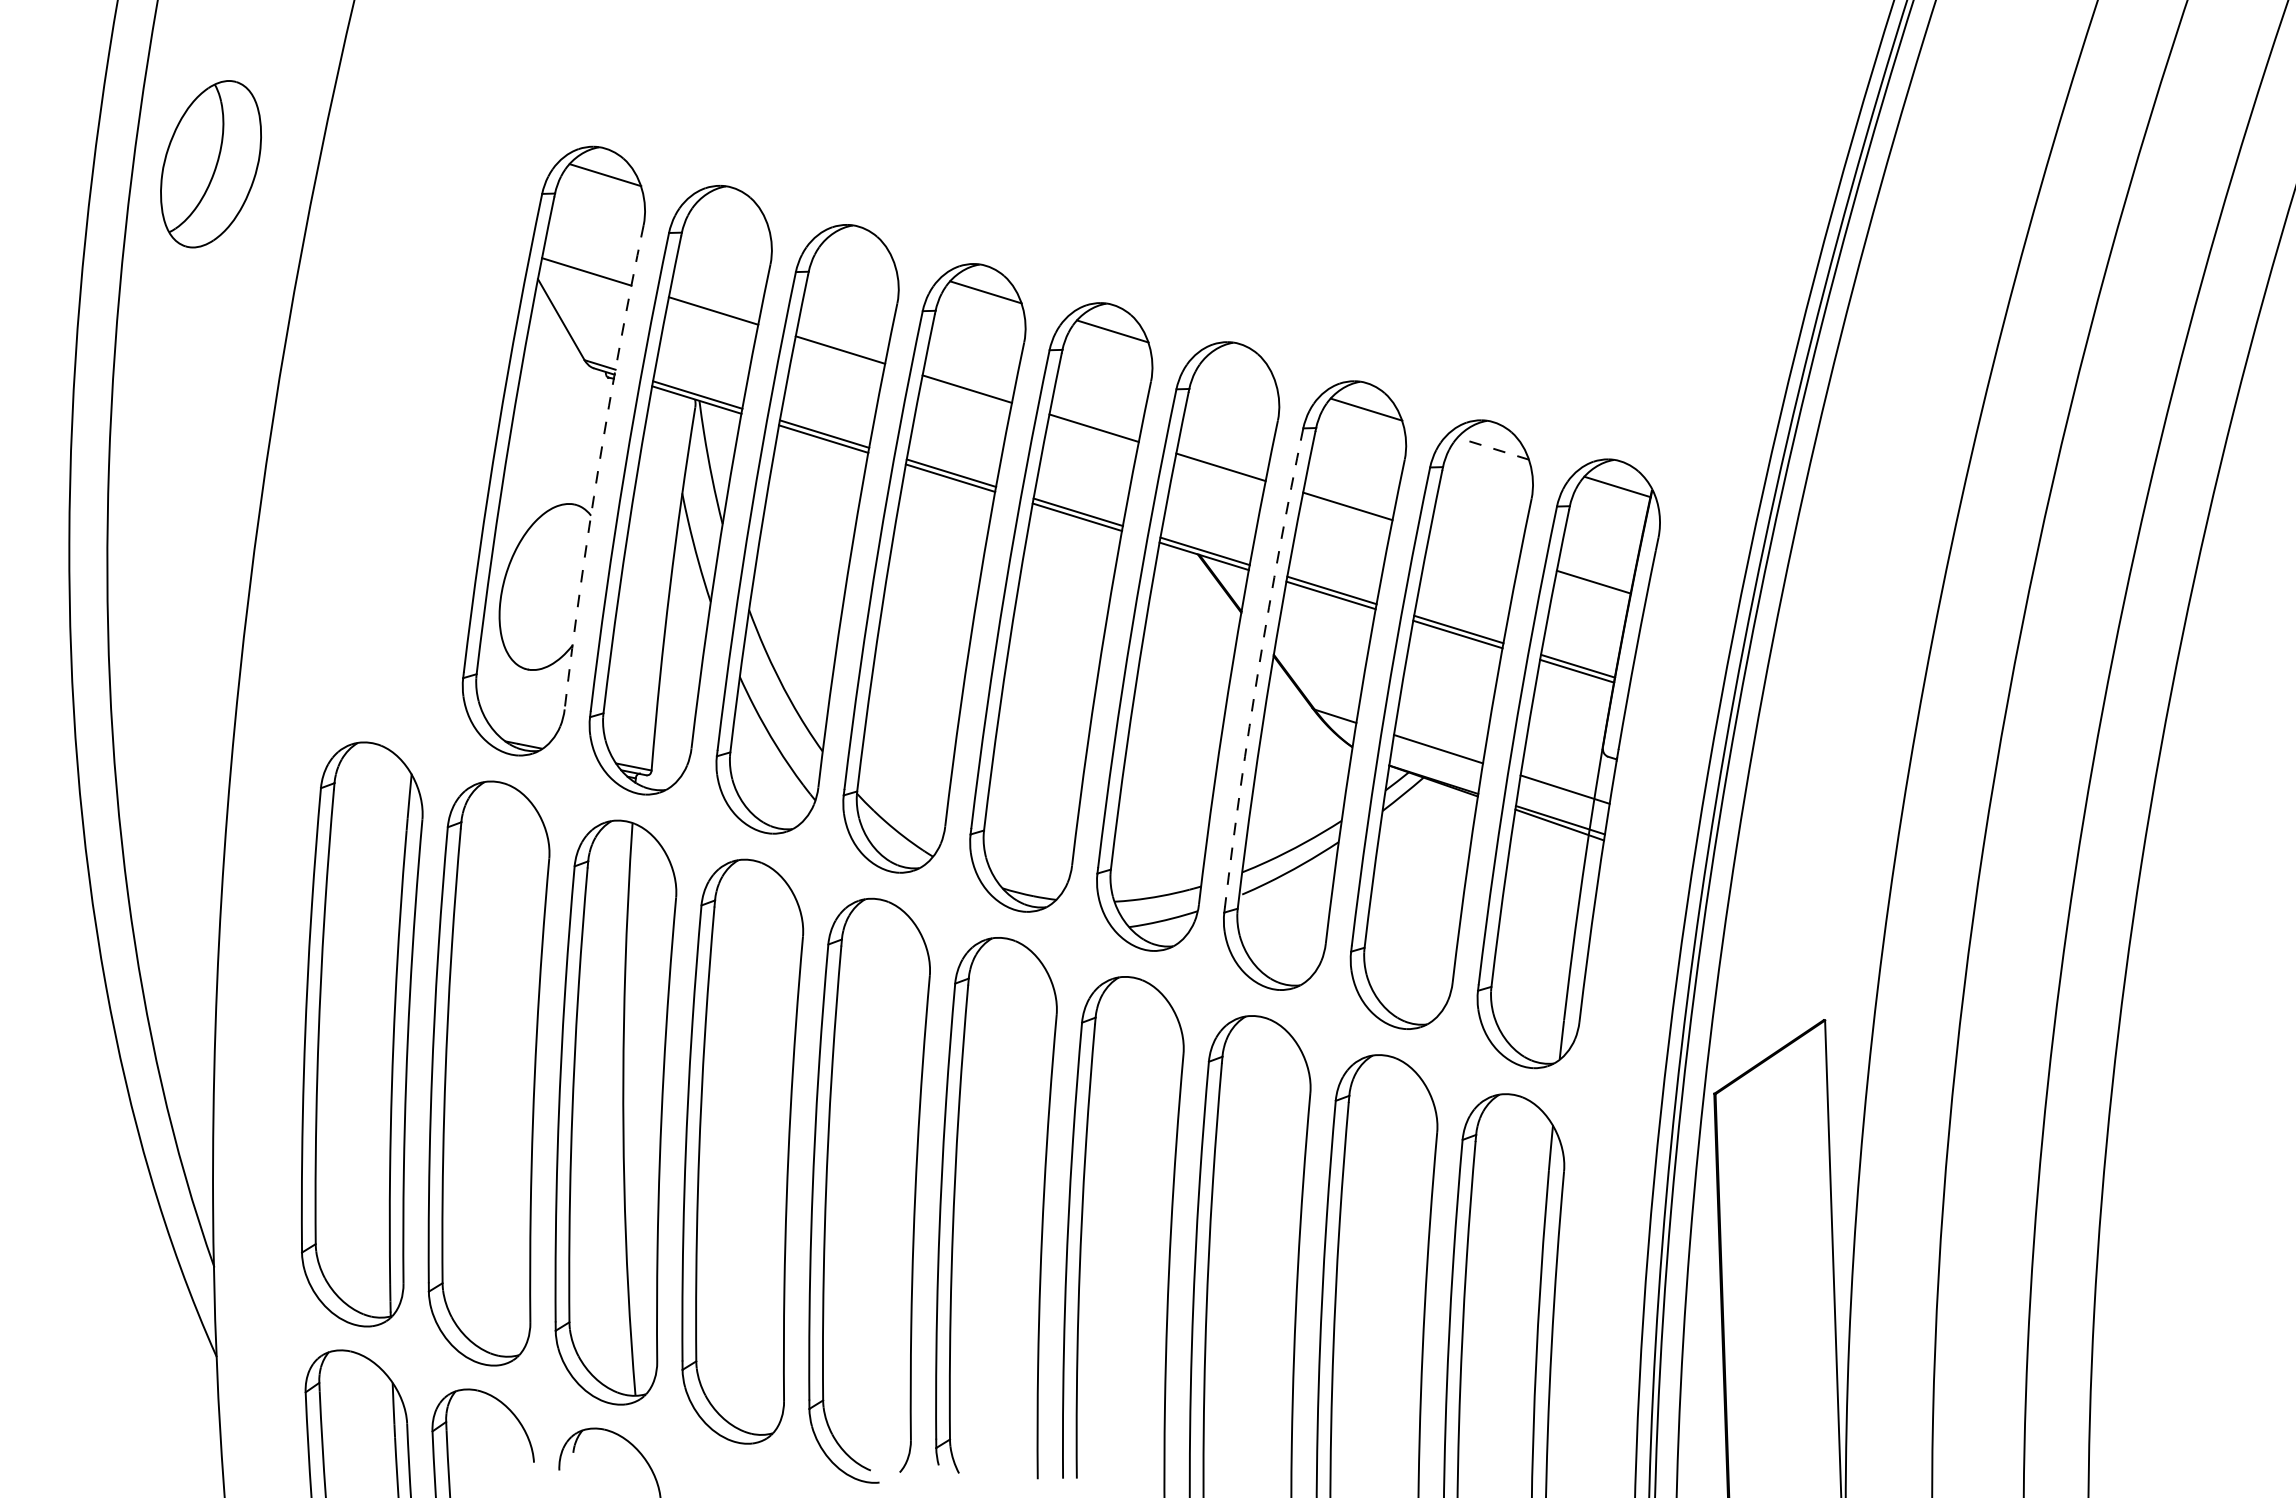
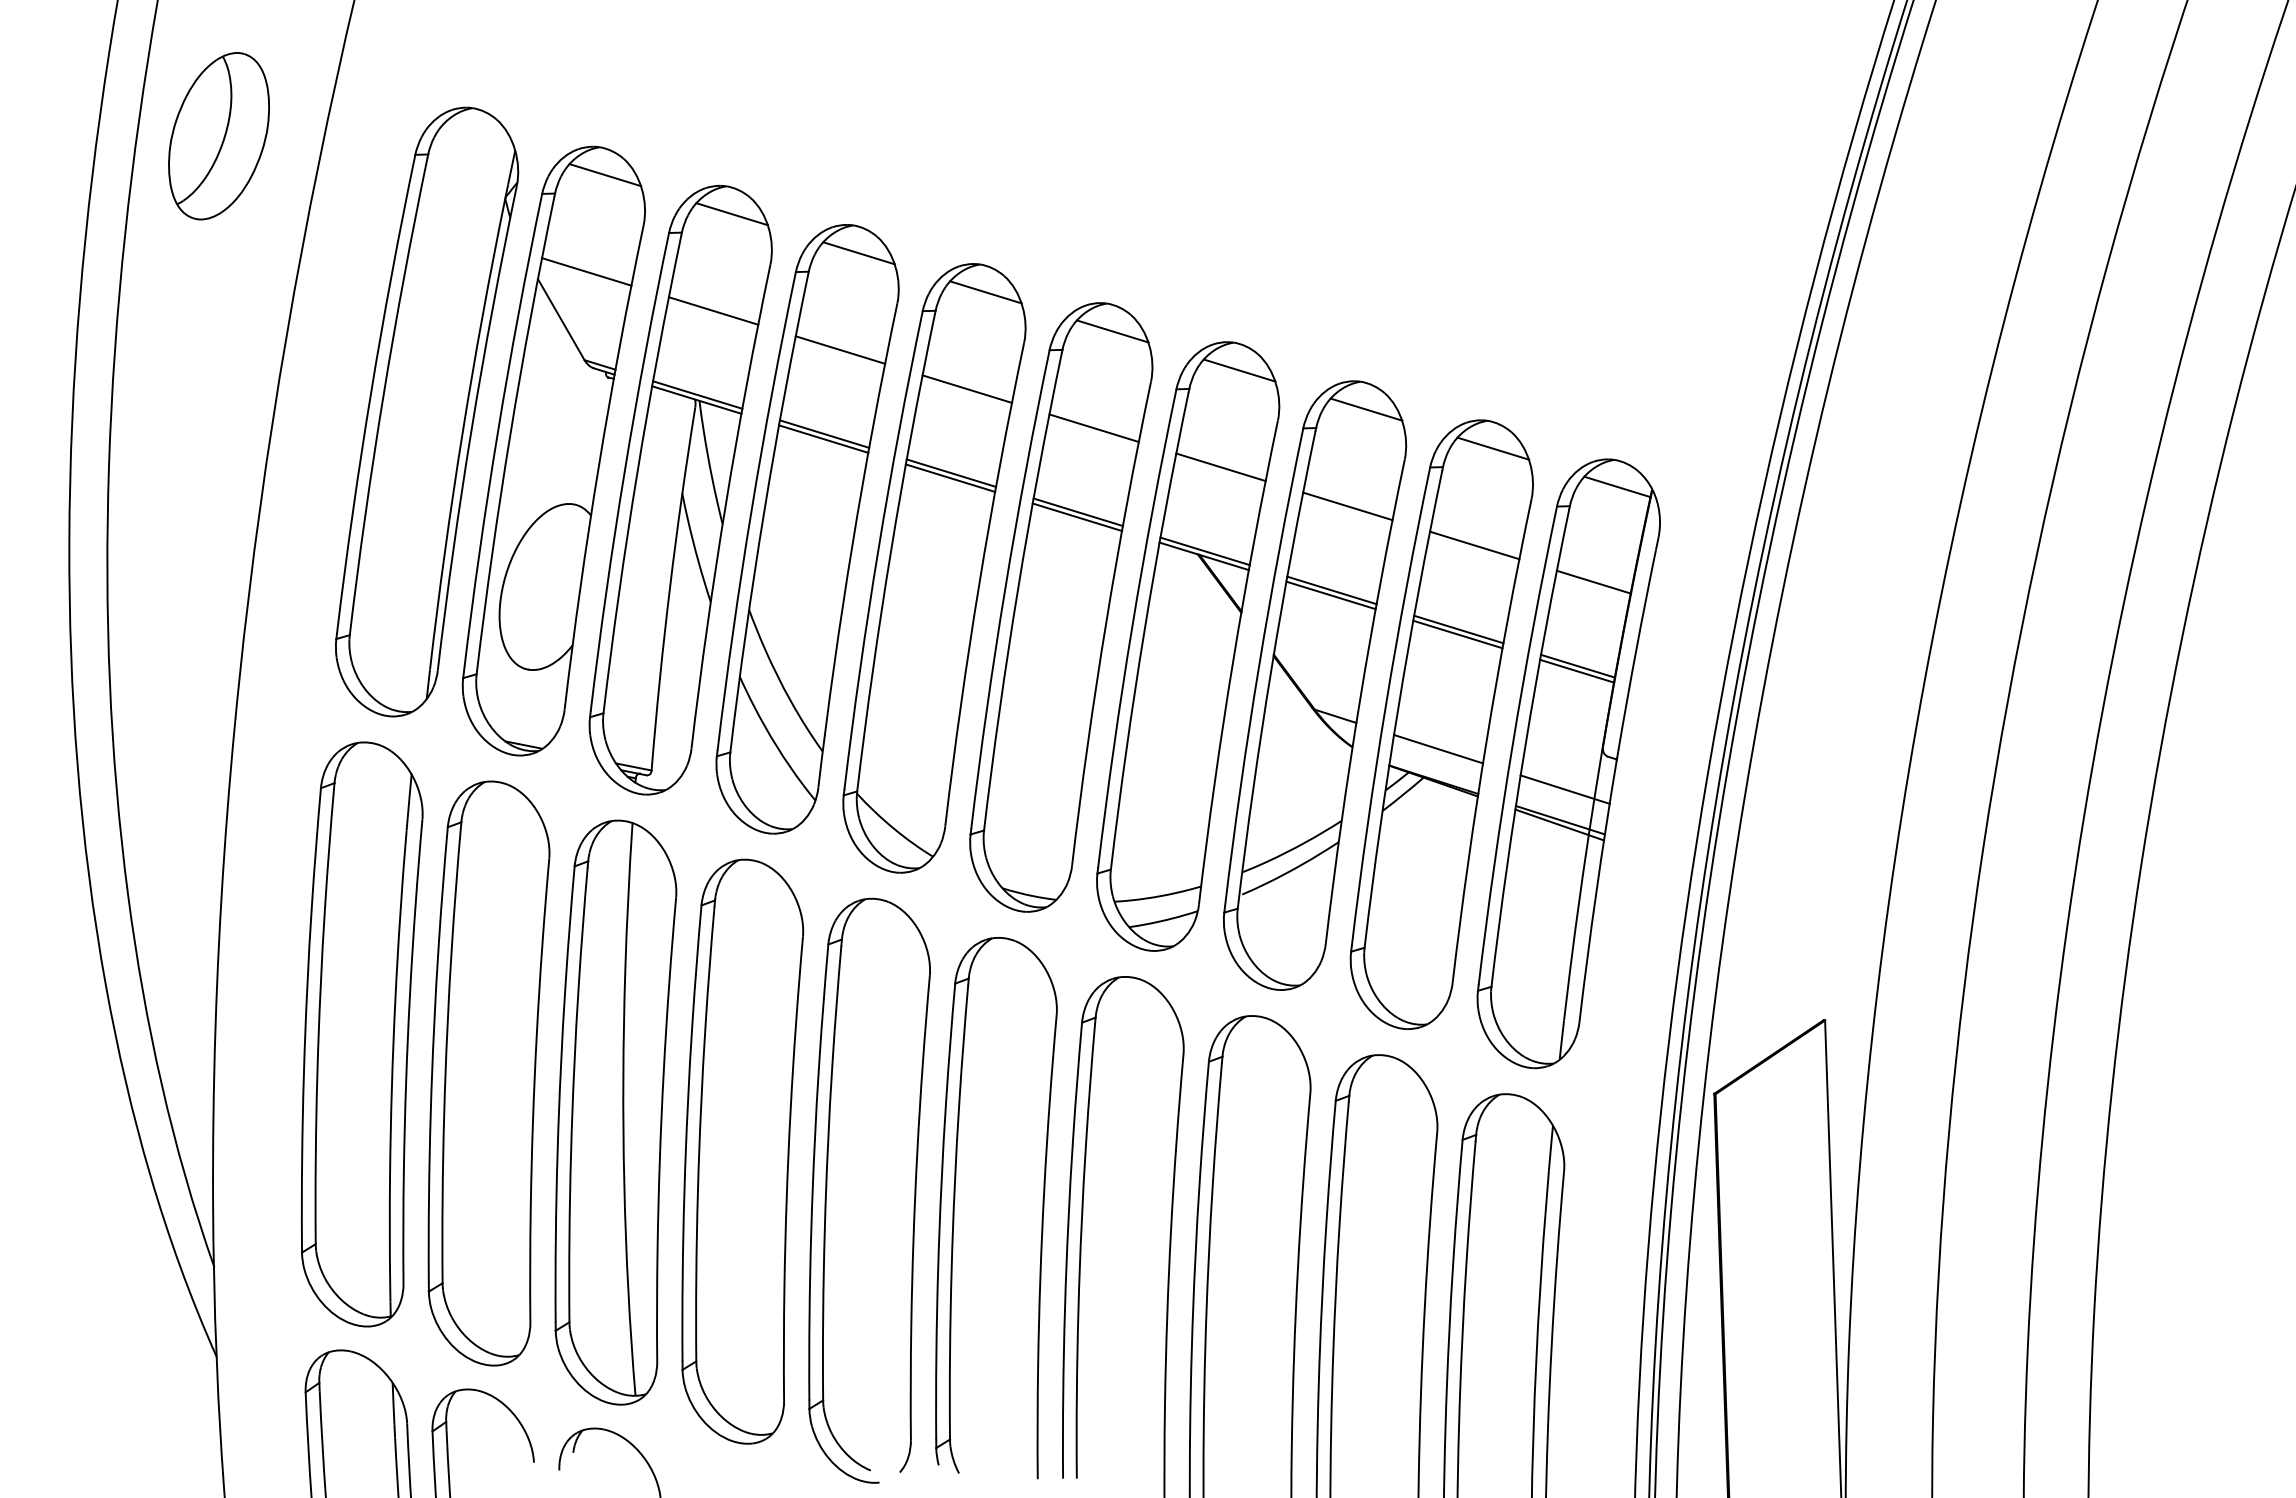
part position: (210, 164) -> (218, 136) (218, 136)
line: none -> present (732, 214)
line: none -> present (858, 253)
line: none -> present (1239, 370)
part: none -> present (427, 411)
line: dashed -> solid (1492, 448)
arc: dashed -> solid (598, 466)
line: none -> present (1474, 545)
arc: dashed -> solid (1258, 666)
